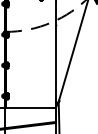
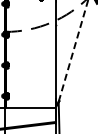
line: solid -> dashed (73, 51)
